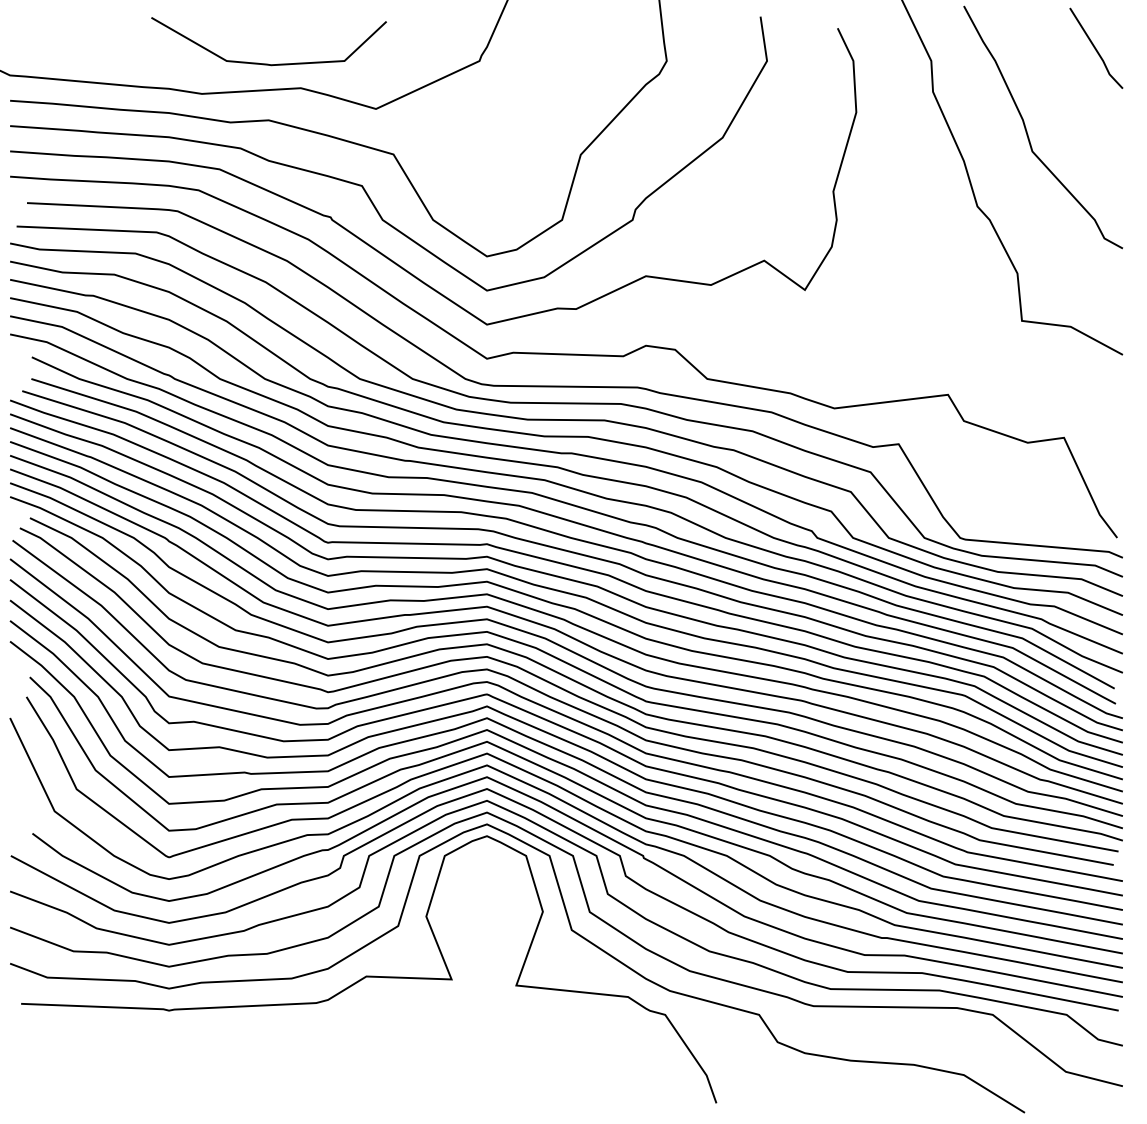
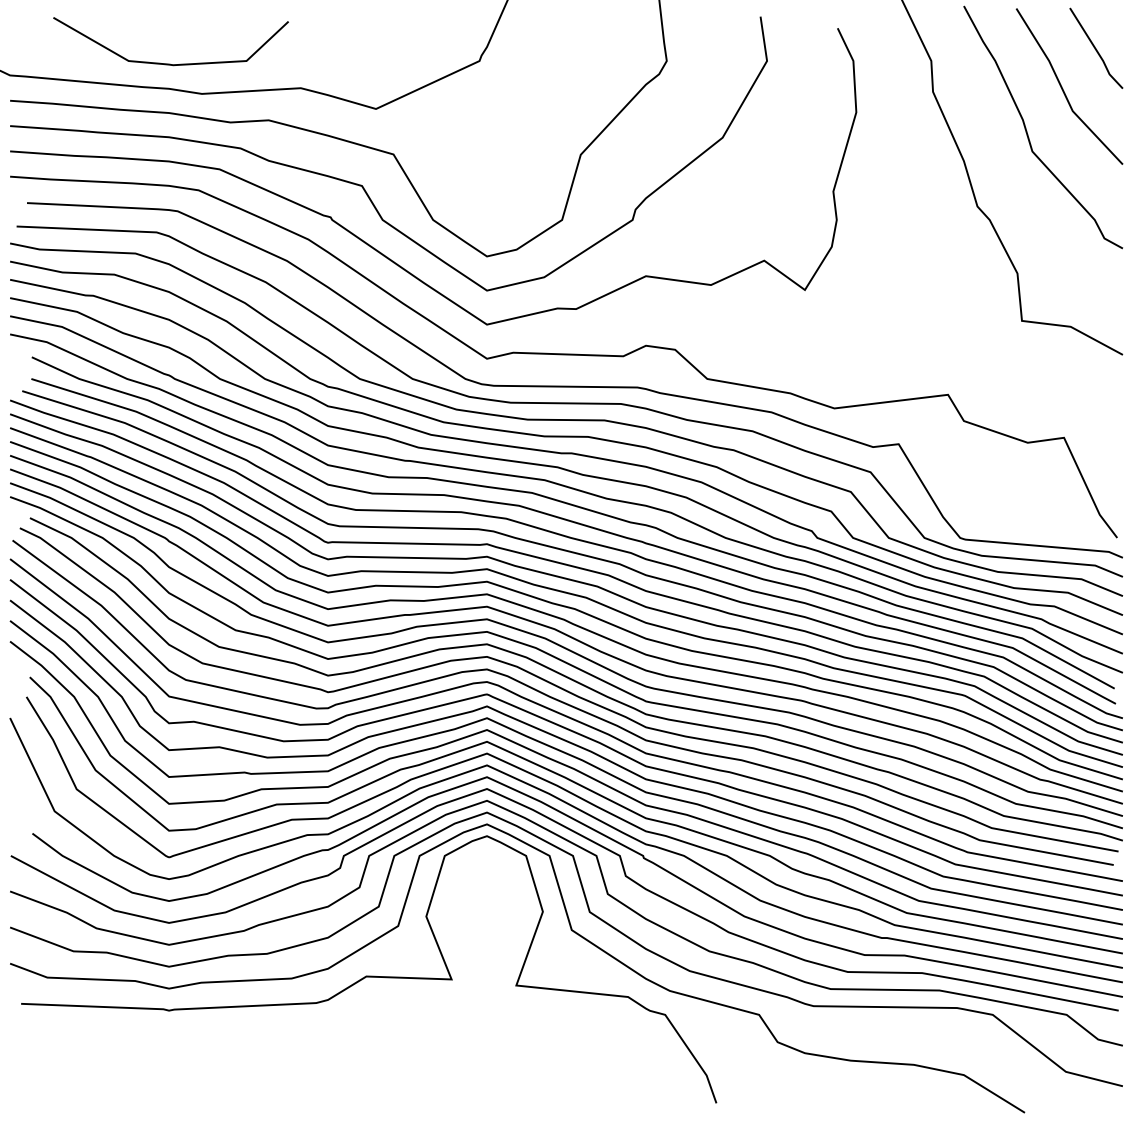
curve position: (268, 63) -> (170, 63) (170, 63)
line: none -> present (1063, 88)
